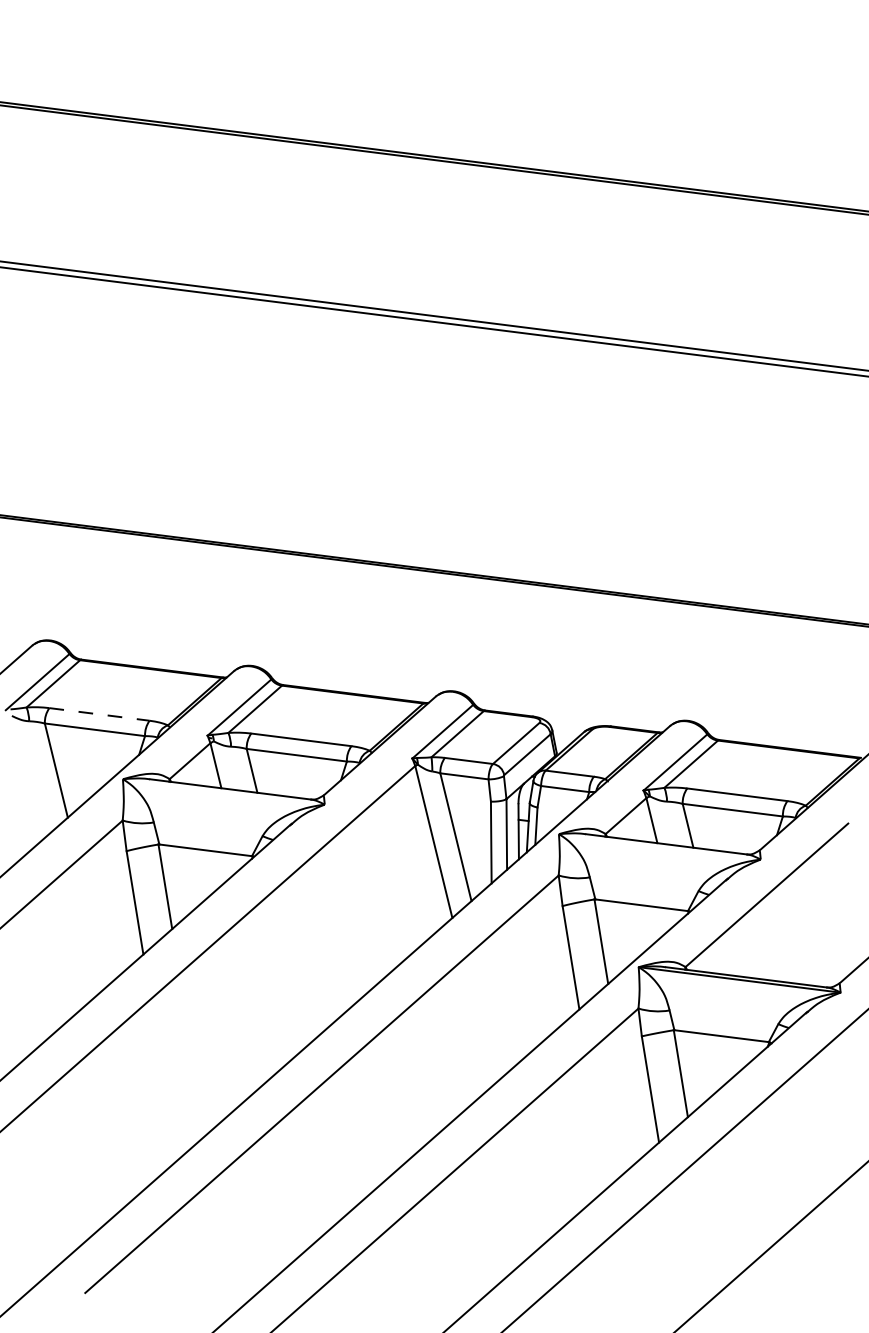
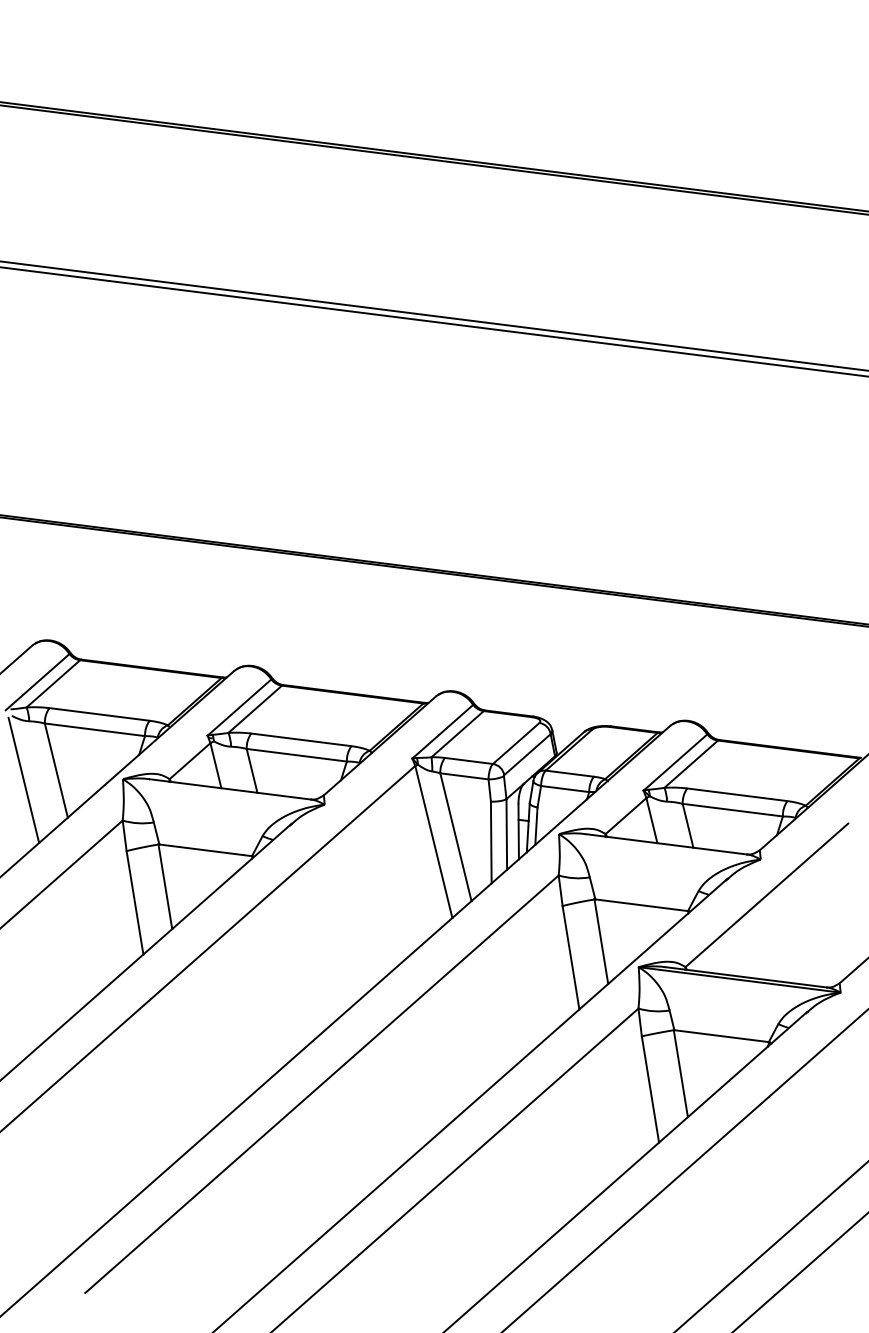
line: dashed -> solid (100, 714)
line: none -> present (23, 780)
line: none -> present (800, 1272)
